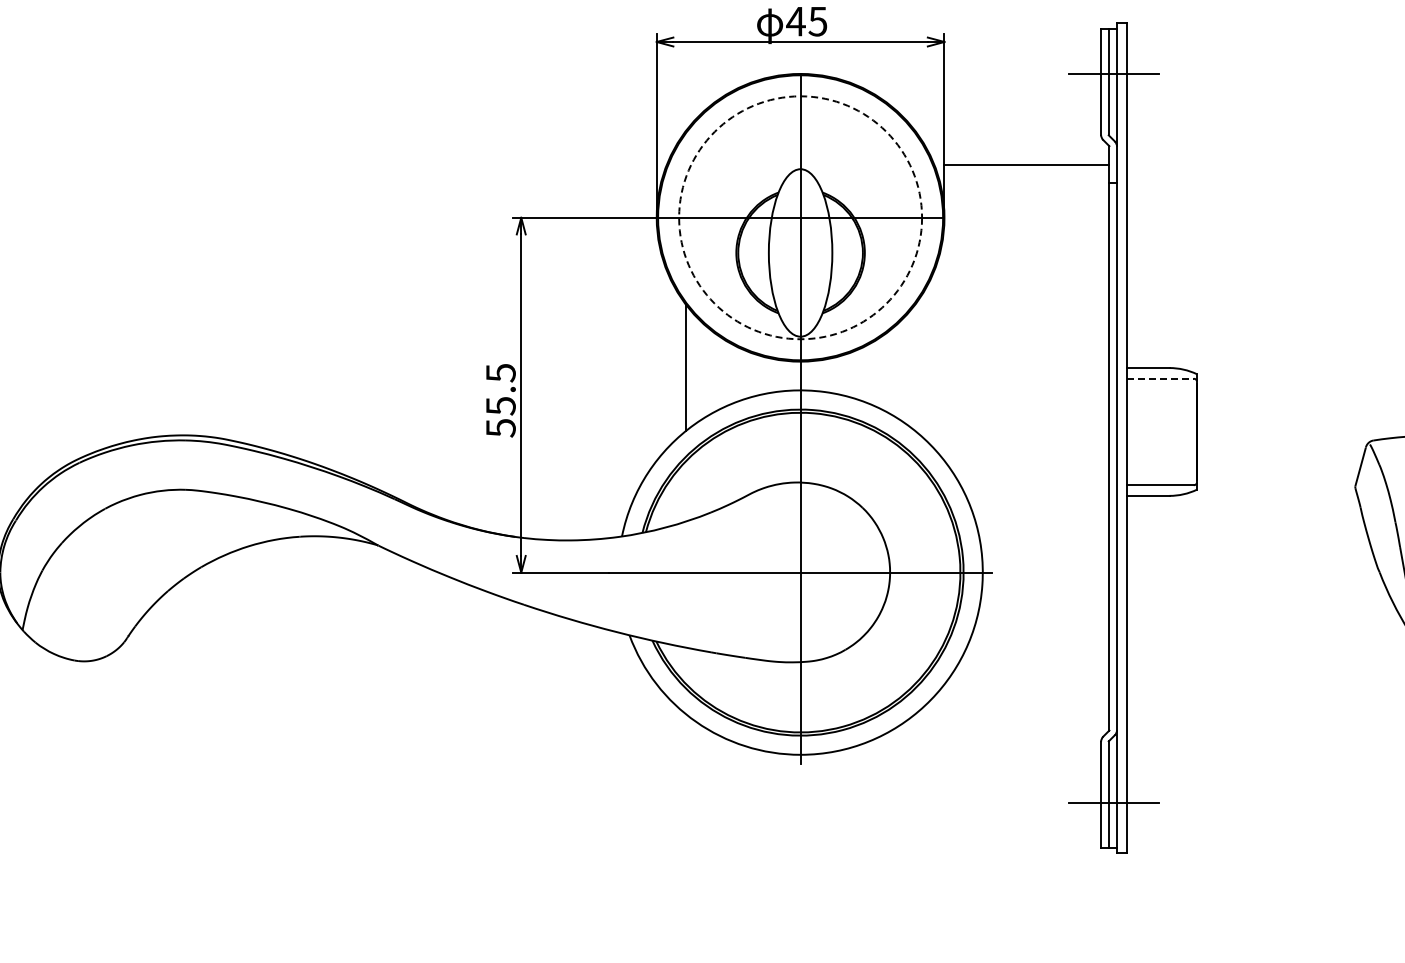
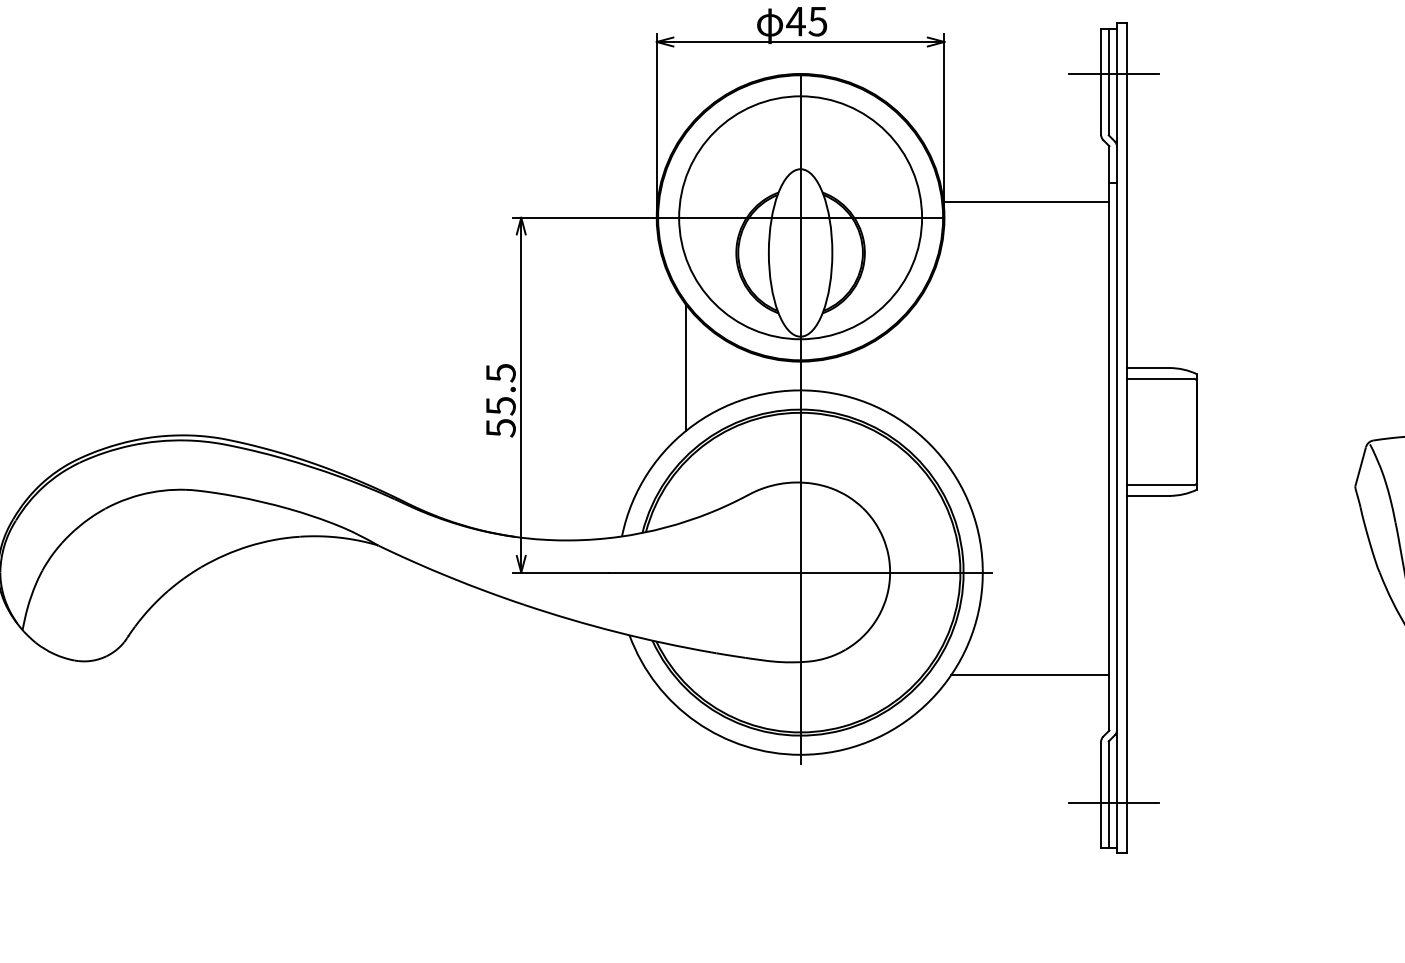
line position: (1026, 164) -> (1026, 201) (1026, 201)
circle: dashed -> solid (800, 217)
line: dashed -> solid (1160, 378)
line: none -> present (1030, 674)
